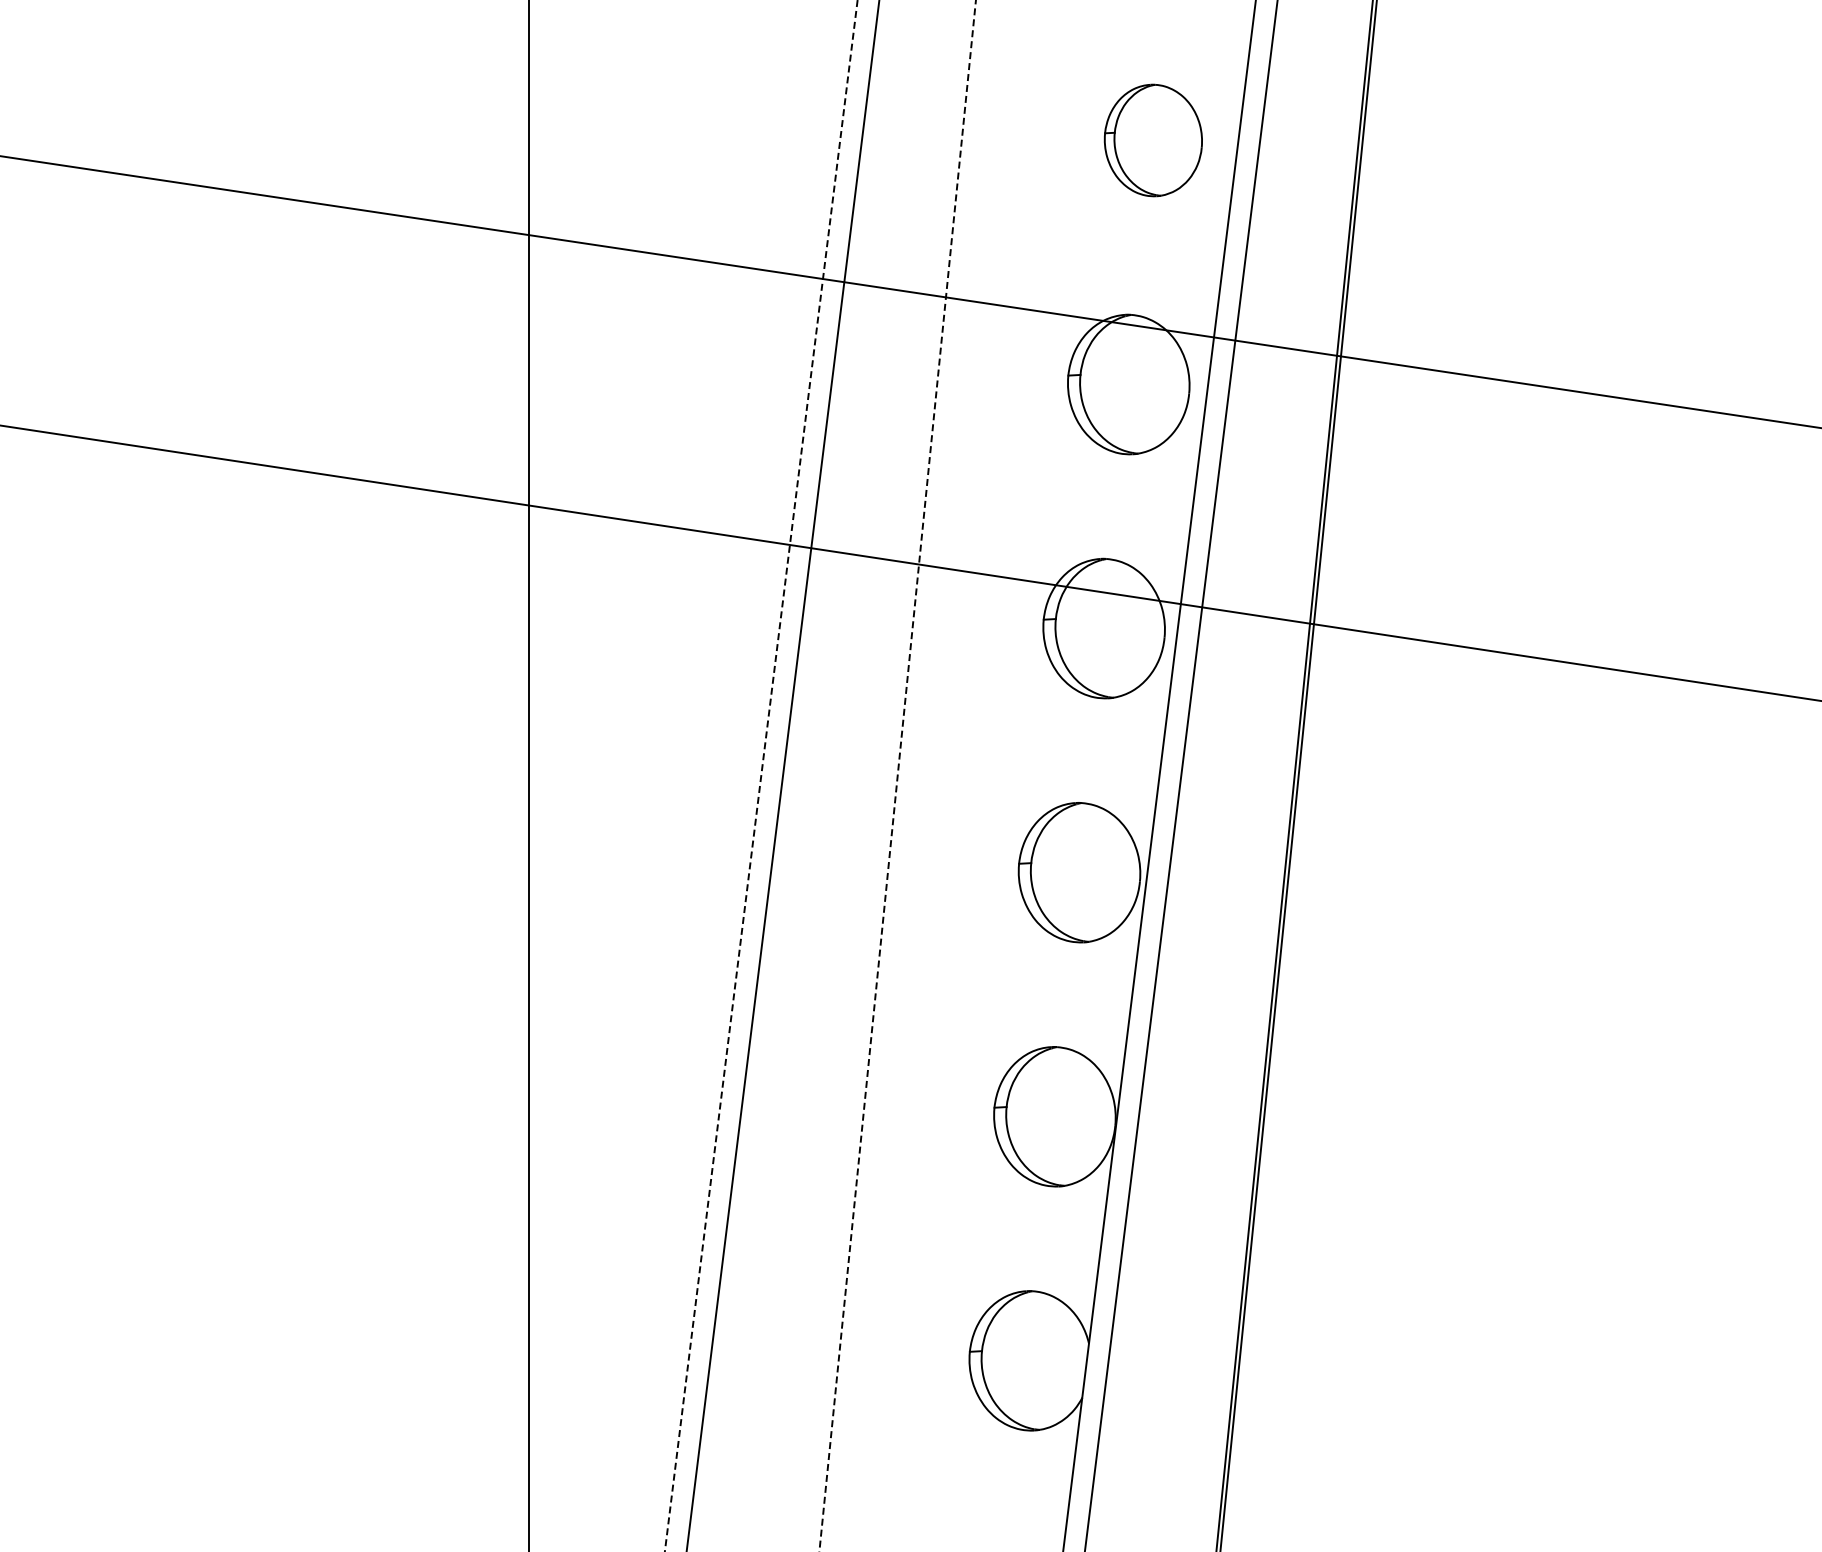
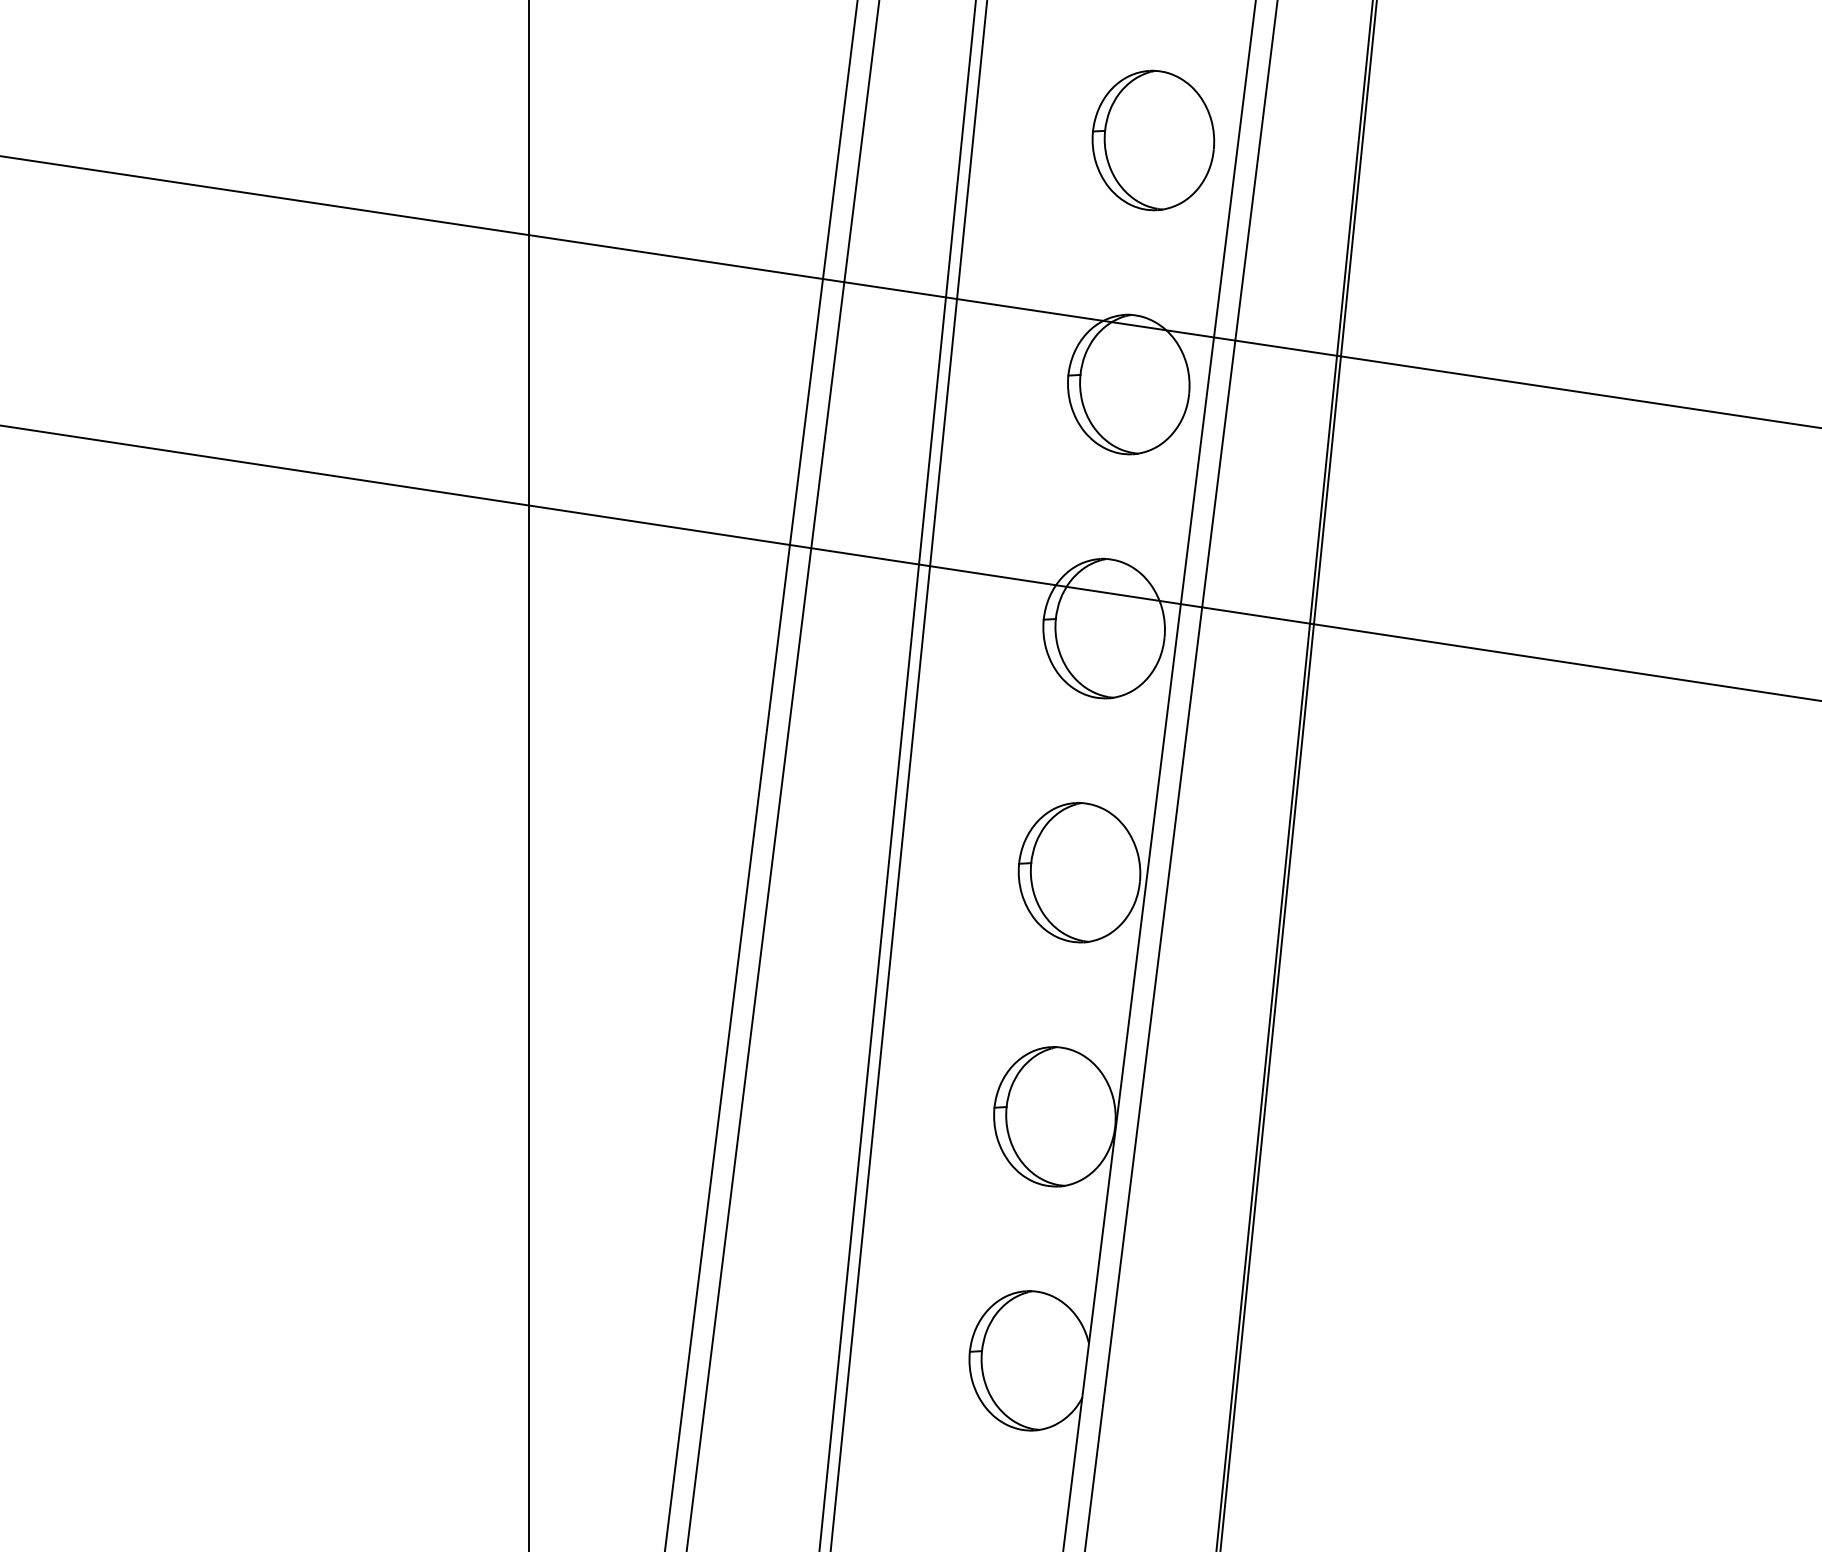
part size: 100x115 px -> 125x143 px (1153, 140)
line: dashed -> solid (761, 775)
line: dashed -> solid (897, 775)
line: none -> present (908, 775)
